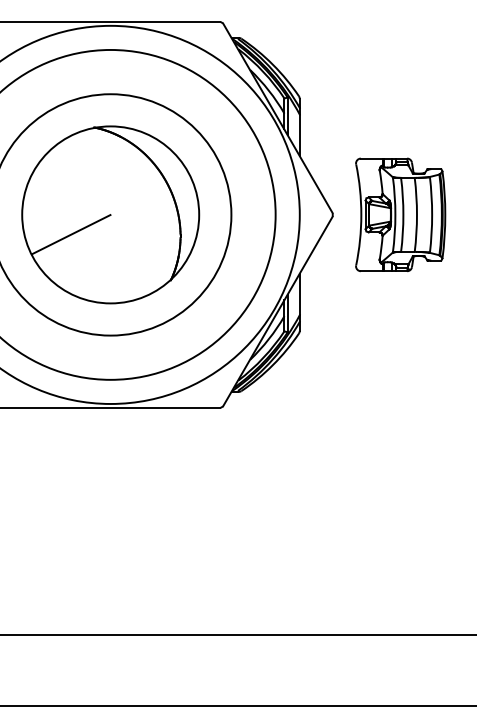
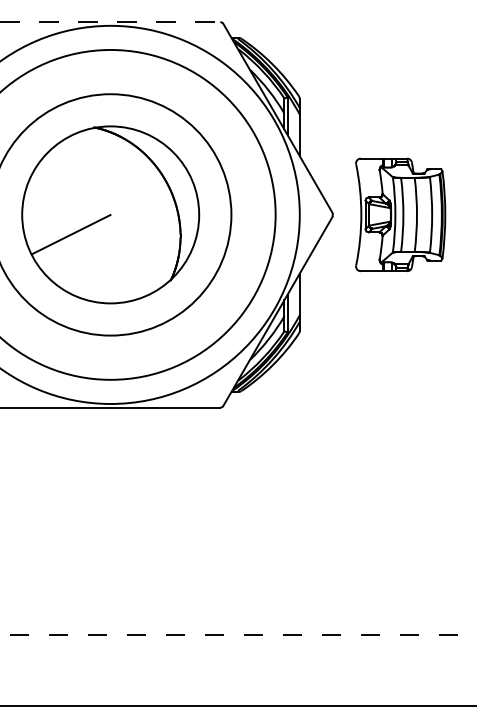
line: solid -> dashed (111, 21)
line: solid -> dashed (238, 635)
